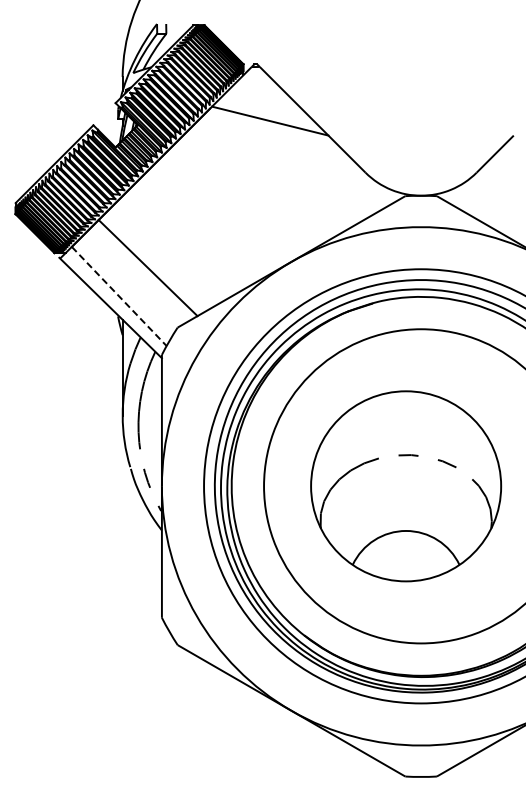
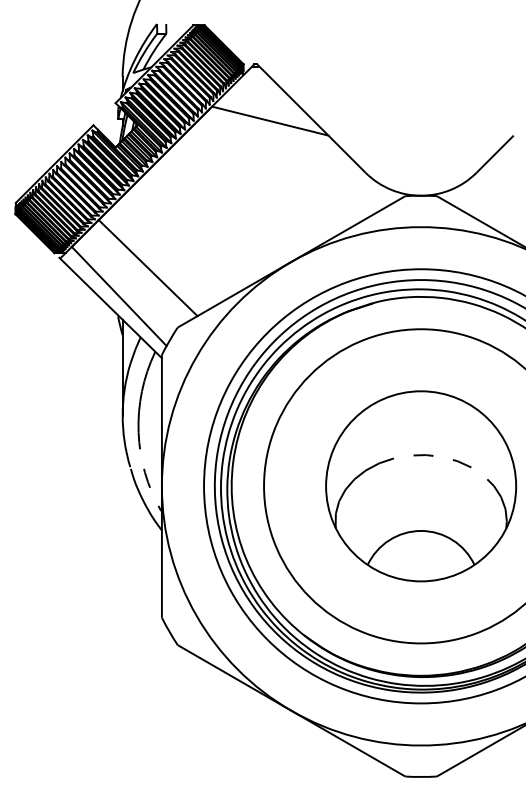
line: dashed -> solid (119, 296)
part position: (406, 486) -> (421, 486) (421, 486)
